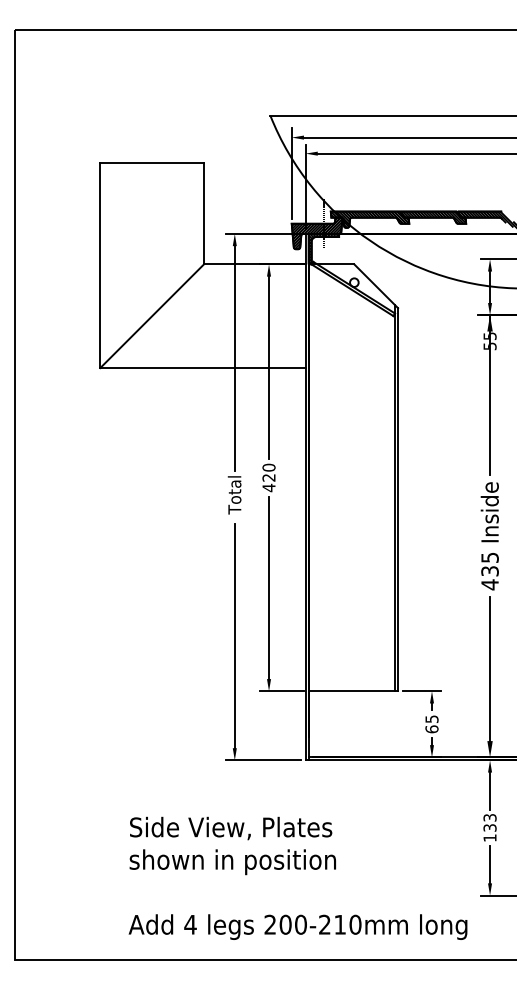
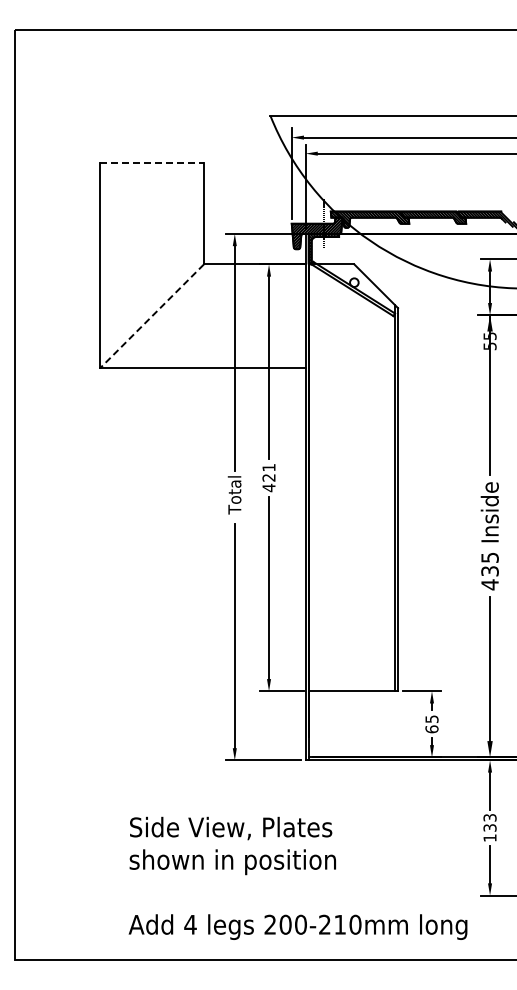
line: solid -> dashed (152, 162)
line: solid -> dashed (151, 316)
text: 420 -> 421 (268, 467)
